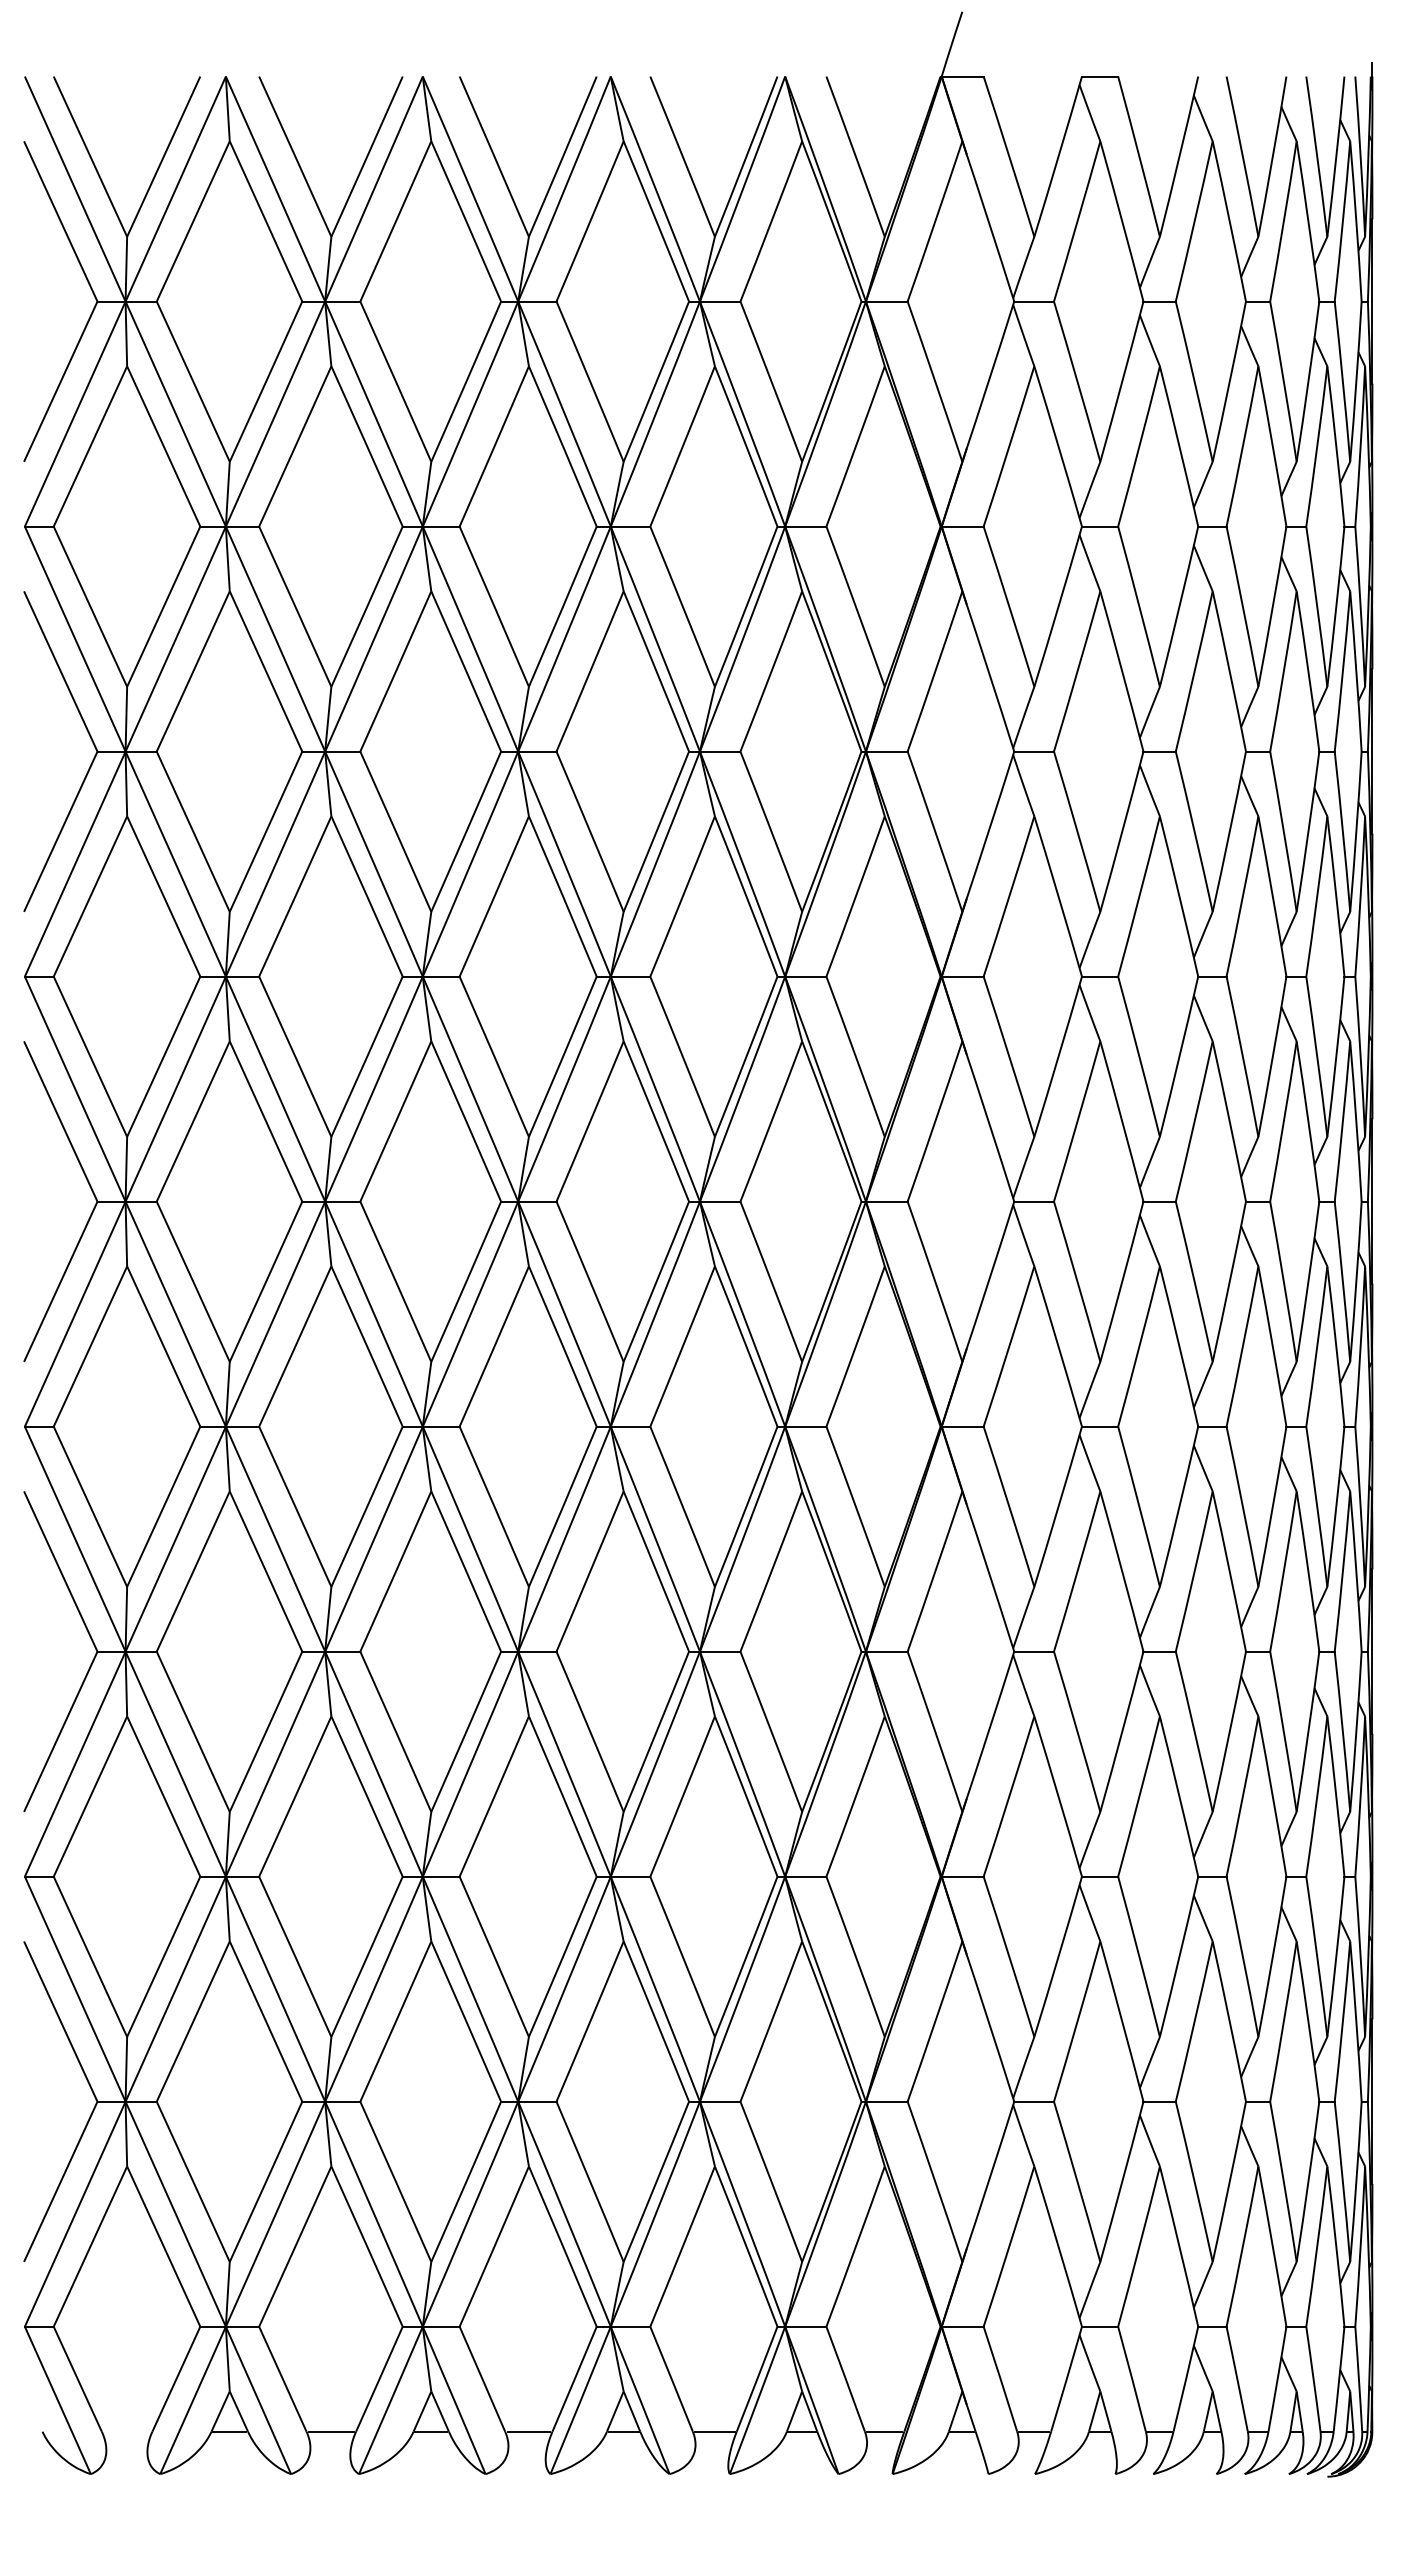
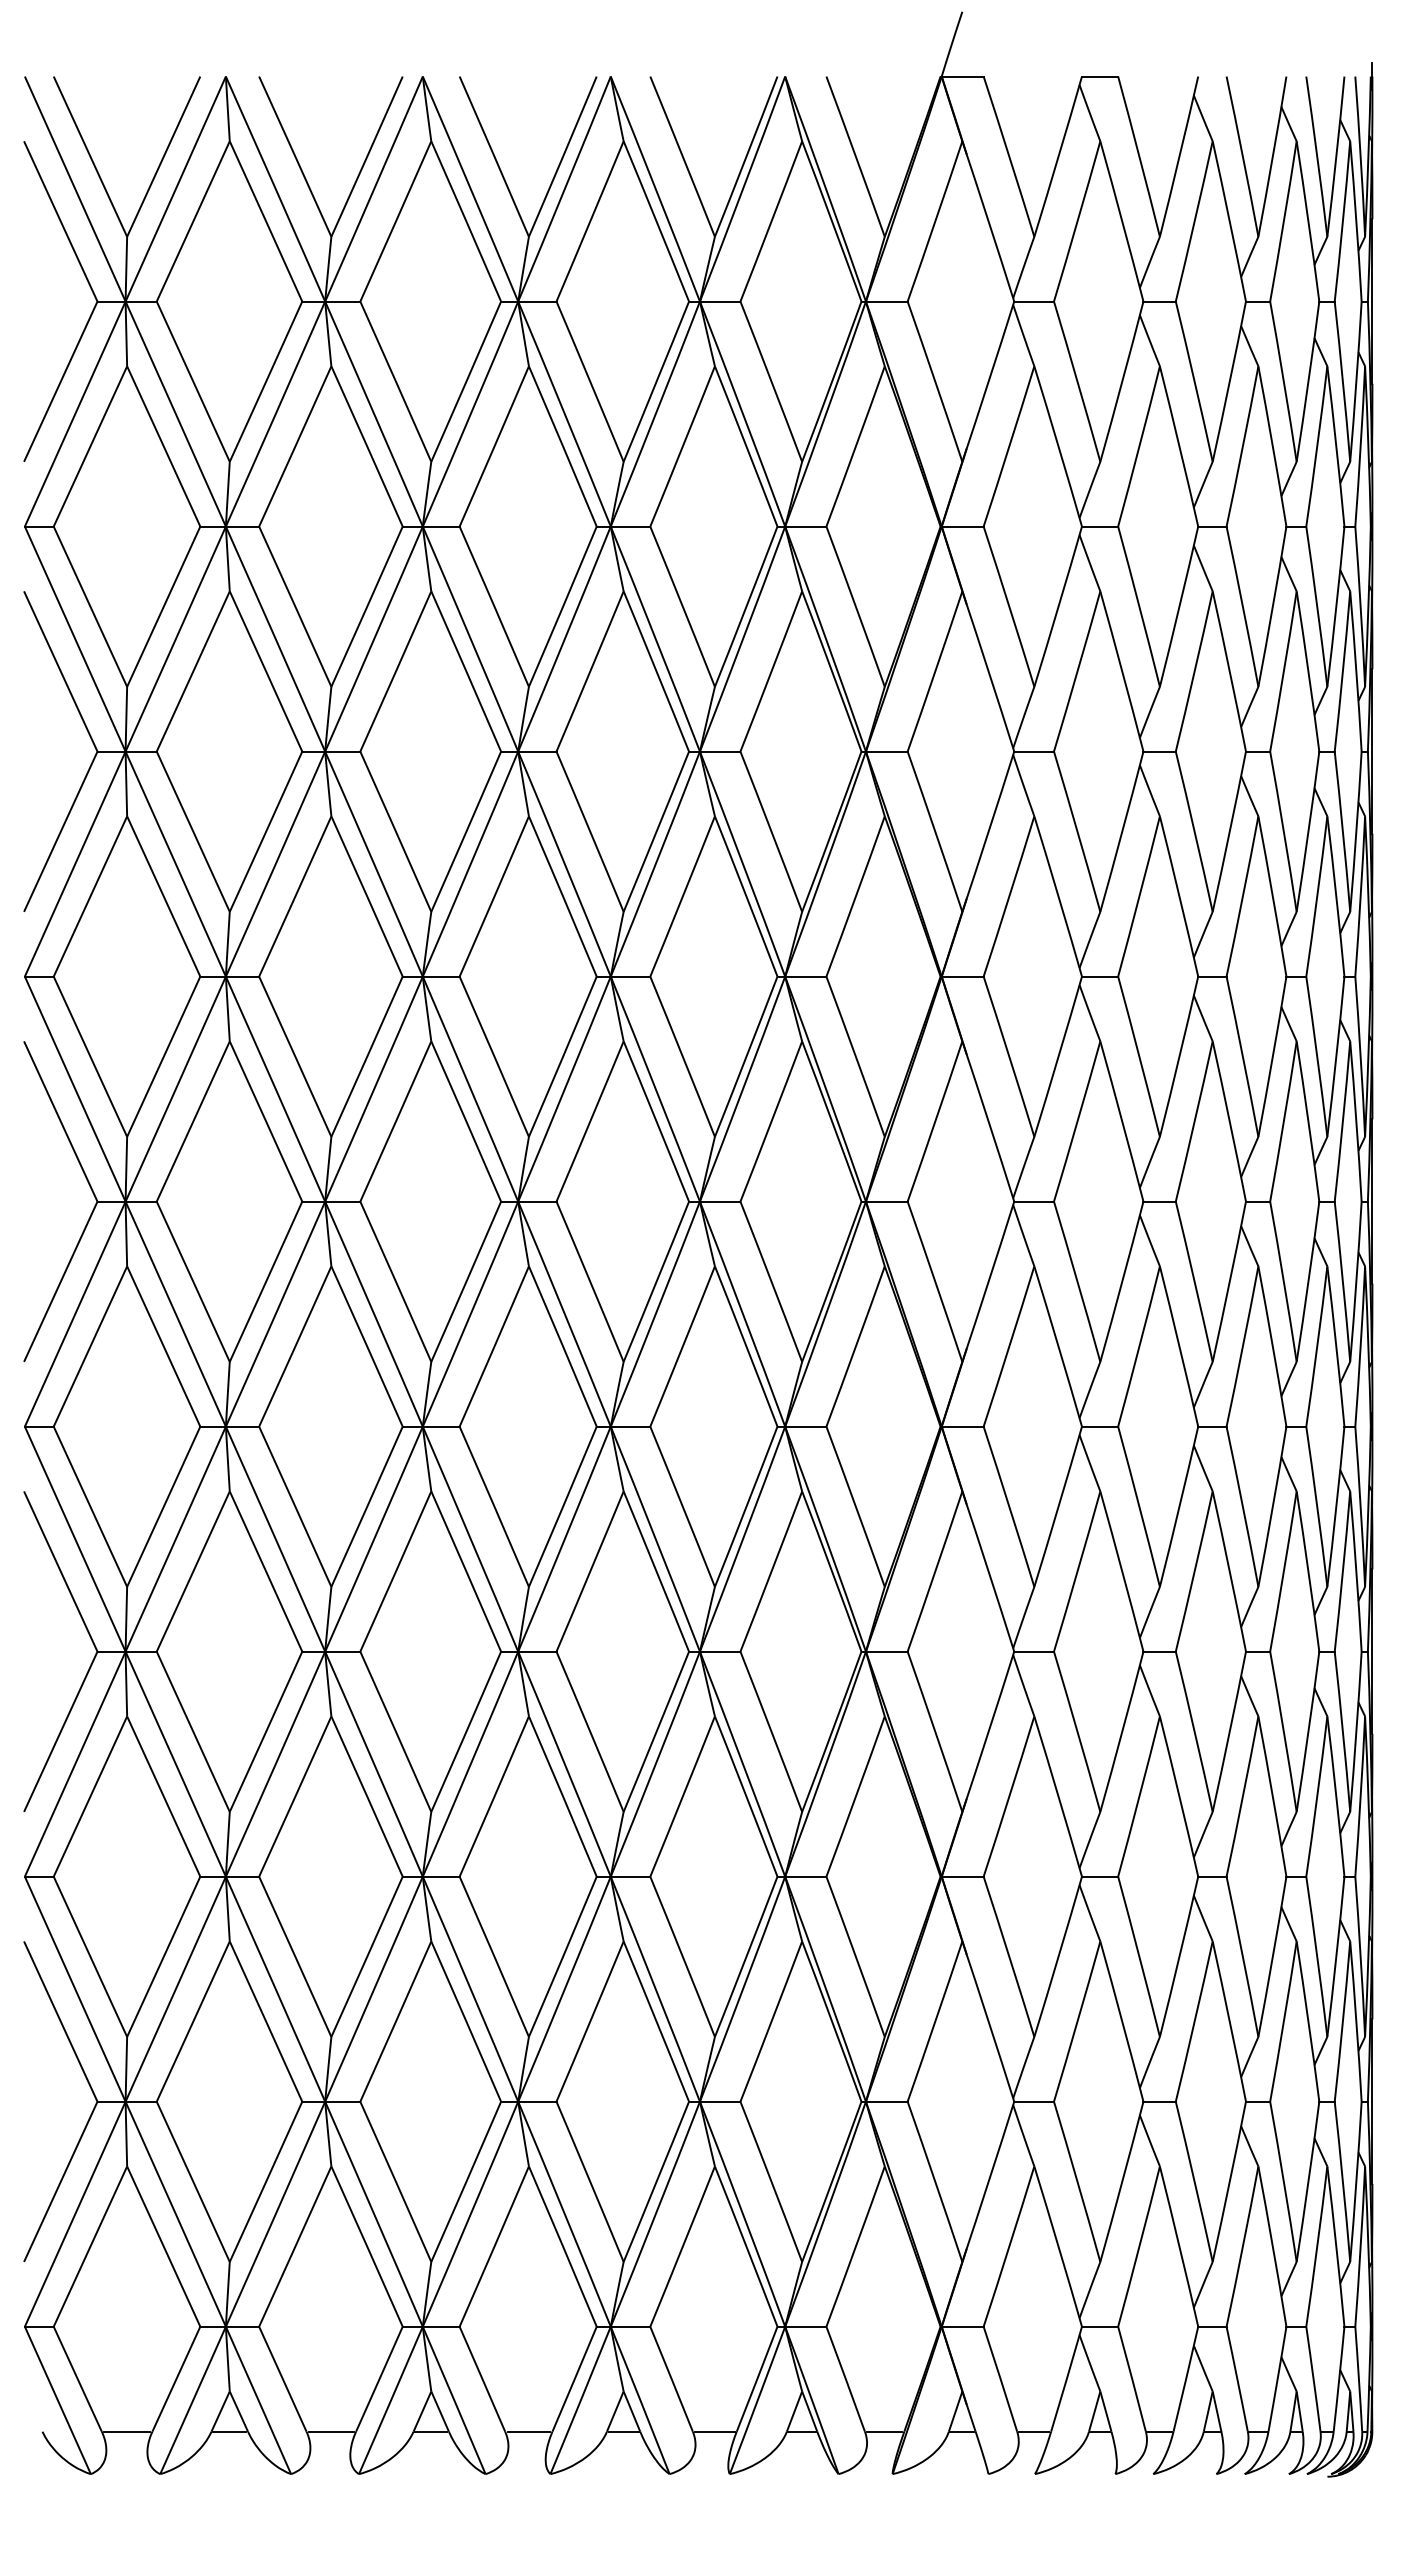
line: none -> present (126, 2431)
